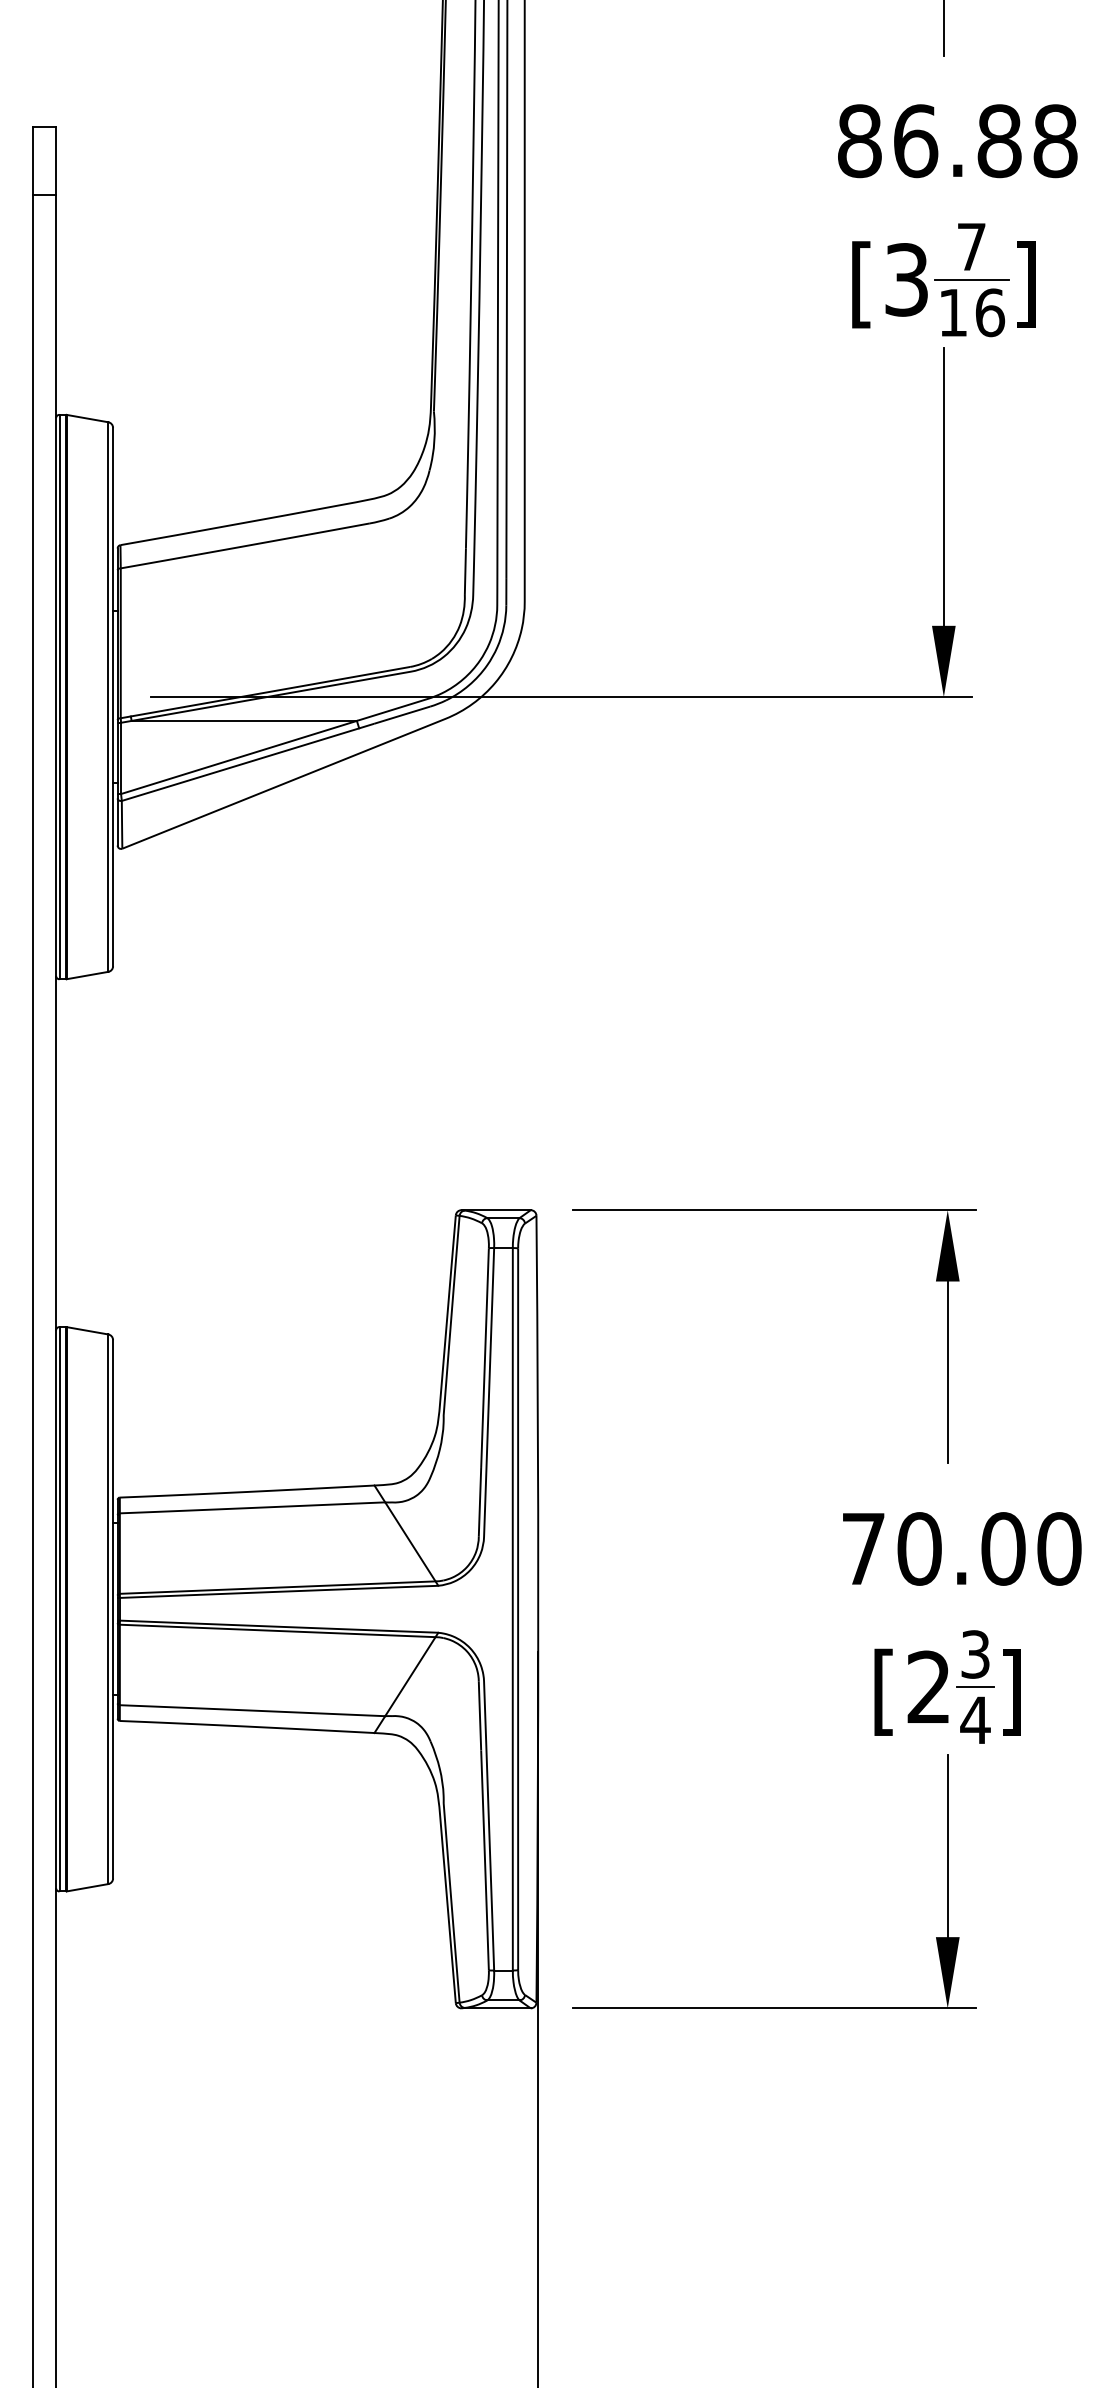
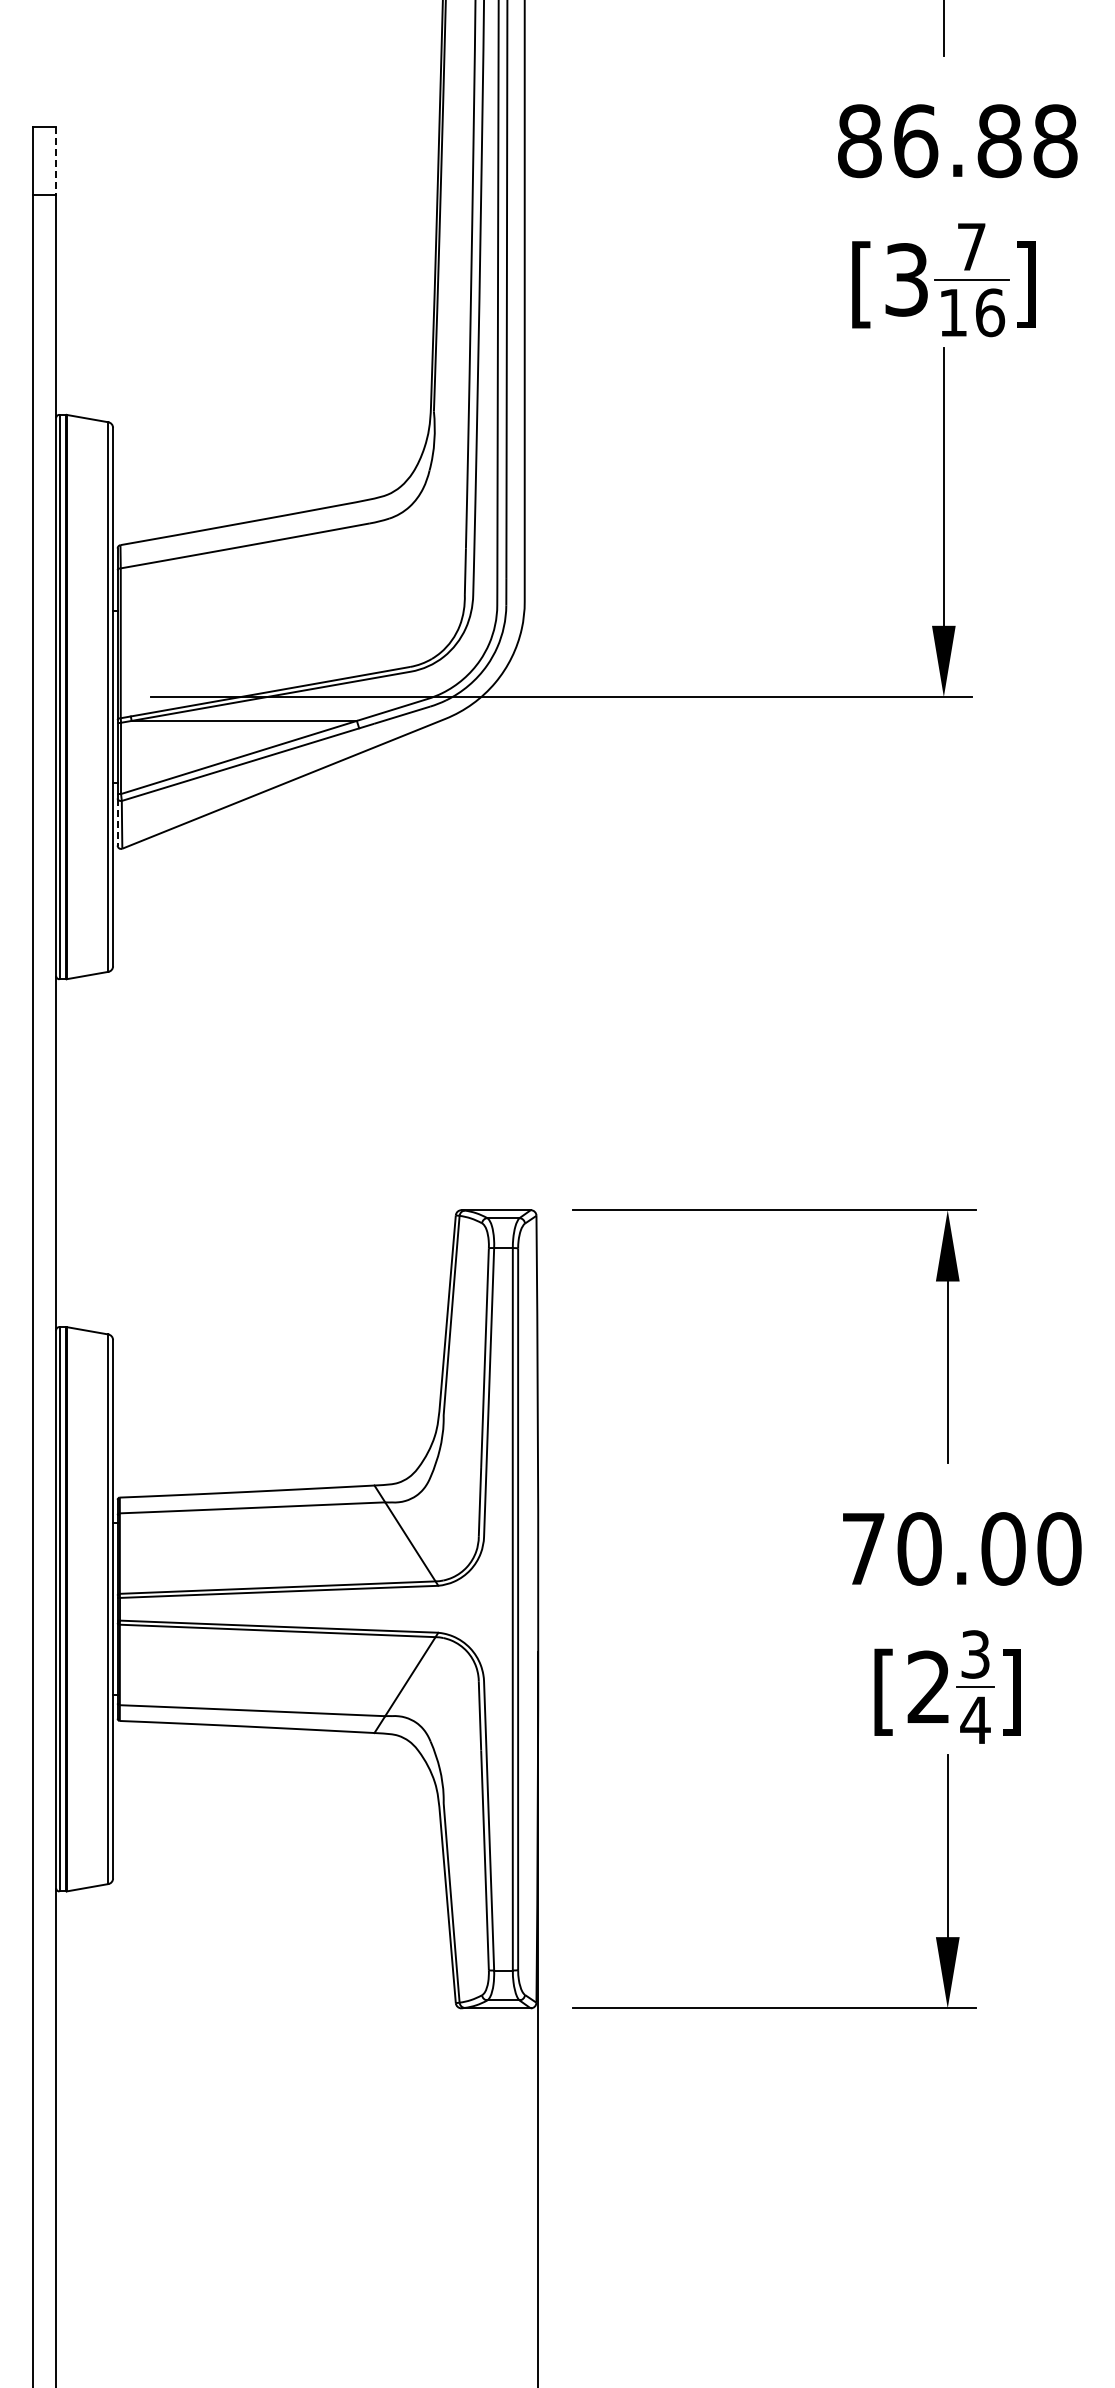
line: solid -> dashed (56, 161)
line: solid -> dashed (117, 822)
